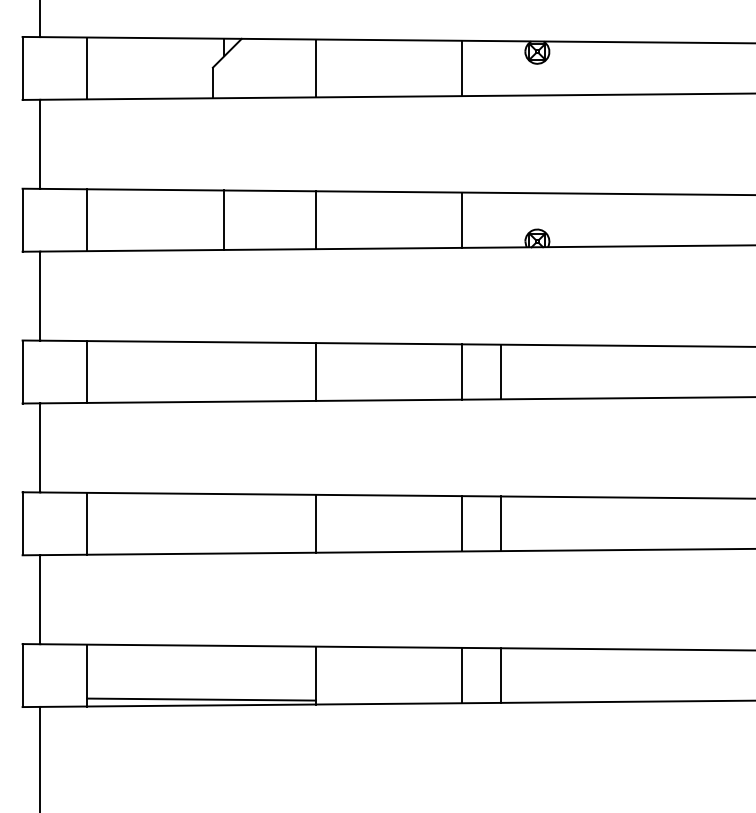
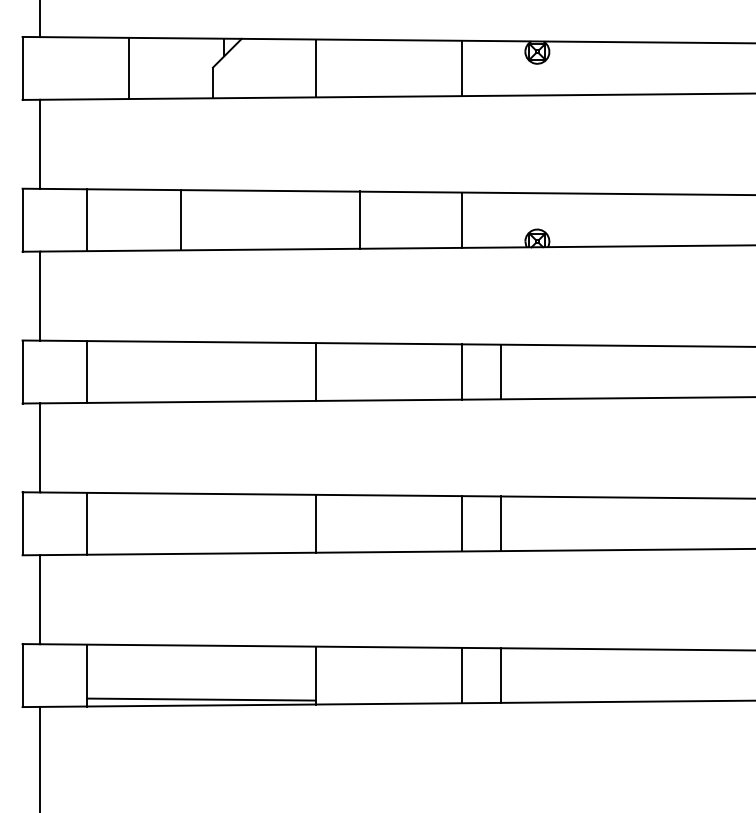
line position: (87, 68) -> (129, 68) (129, 68)
line position: (224, 219) -> (181, 219) (181, 219)
line position: (316, 220) -> (360, 220) (360, 220)
